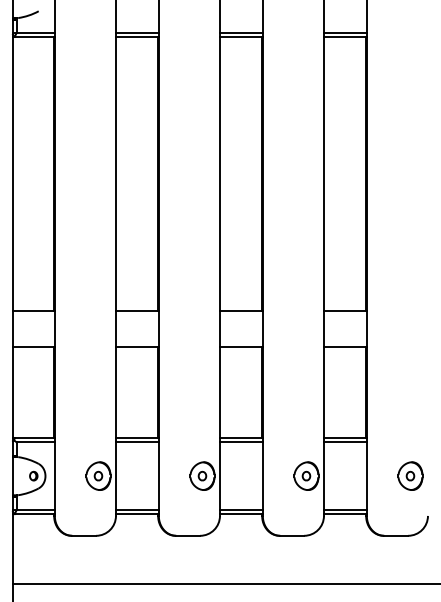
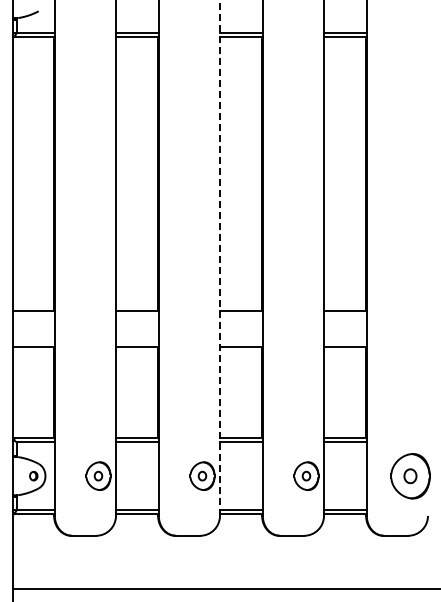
line: solid -> dashed (219, 258)
part size: 27x30 px -> 41x47 px (410, 476)
line position: (225, 583) -> (225, 588) (225, 588)
